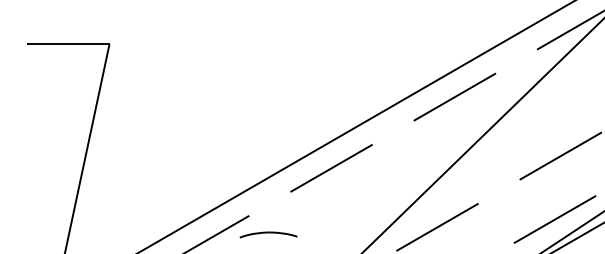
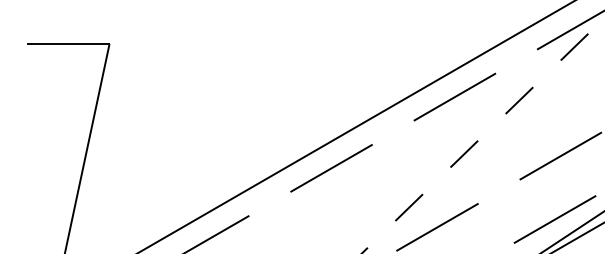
line: solid -> dashed (483, 135)
part: present -> none (268, 234)
